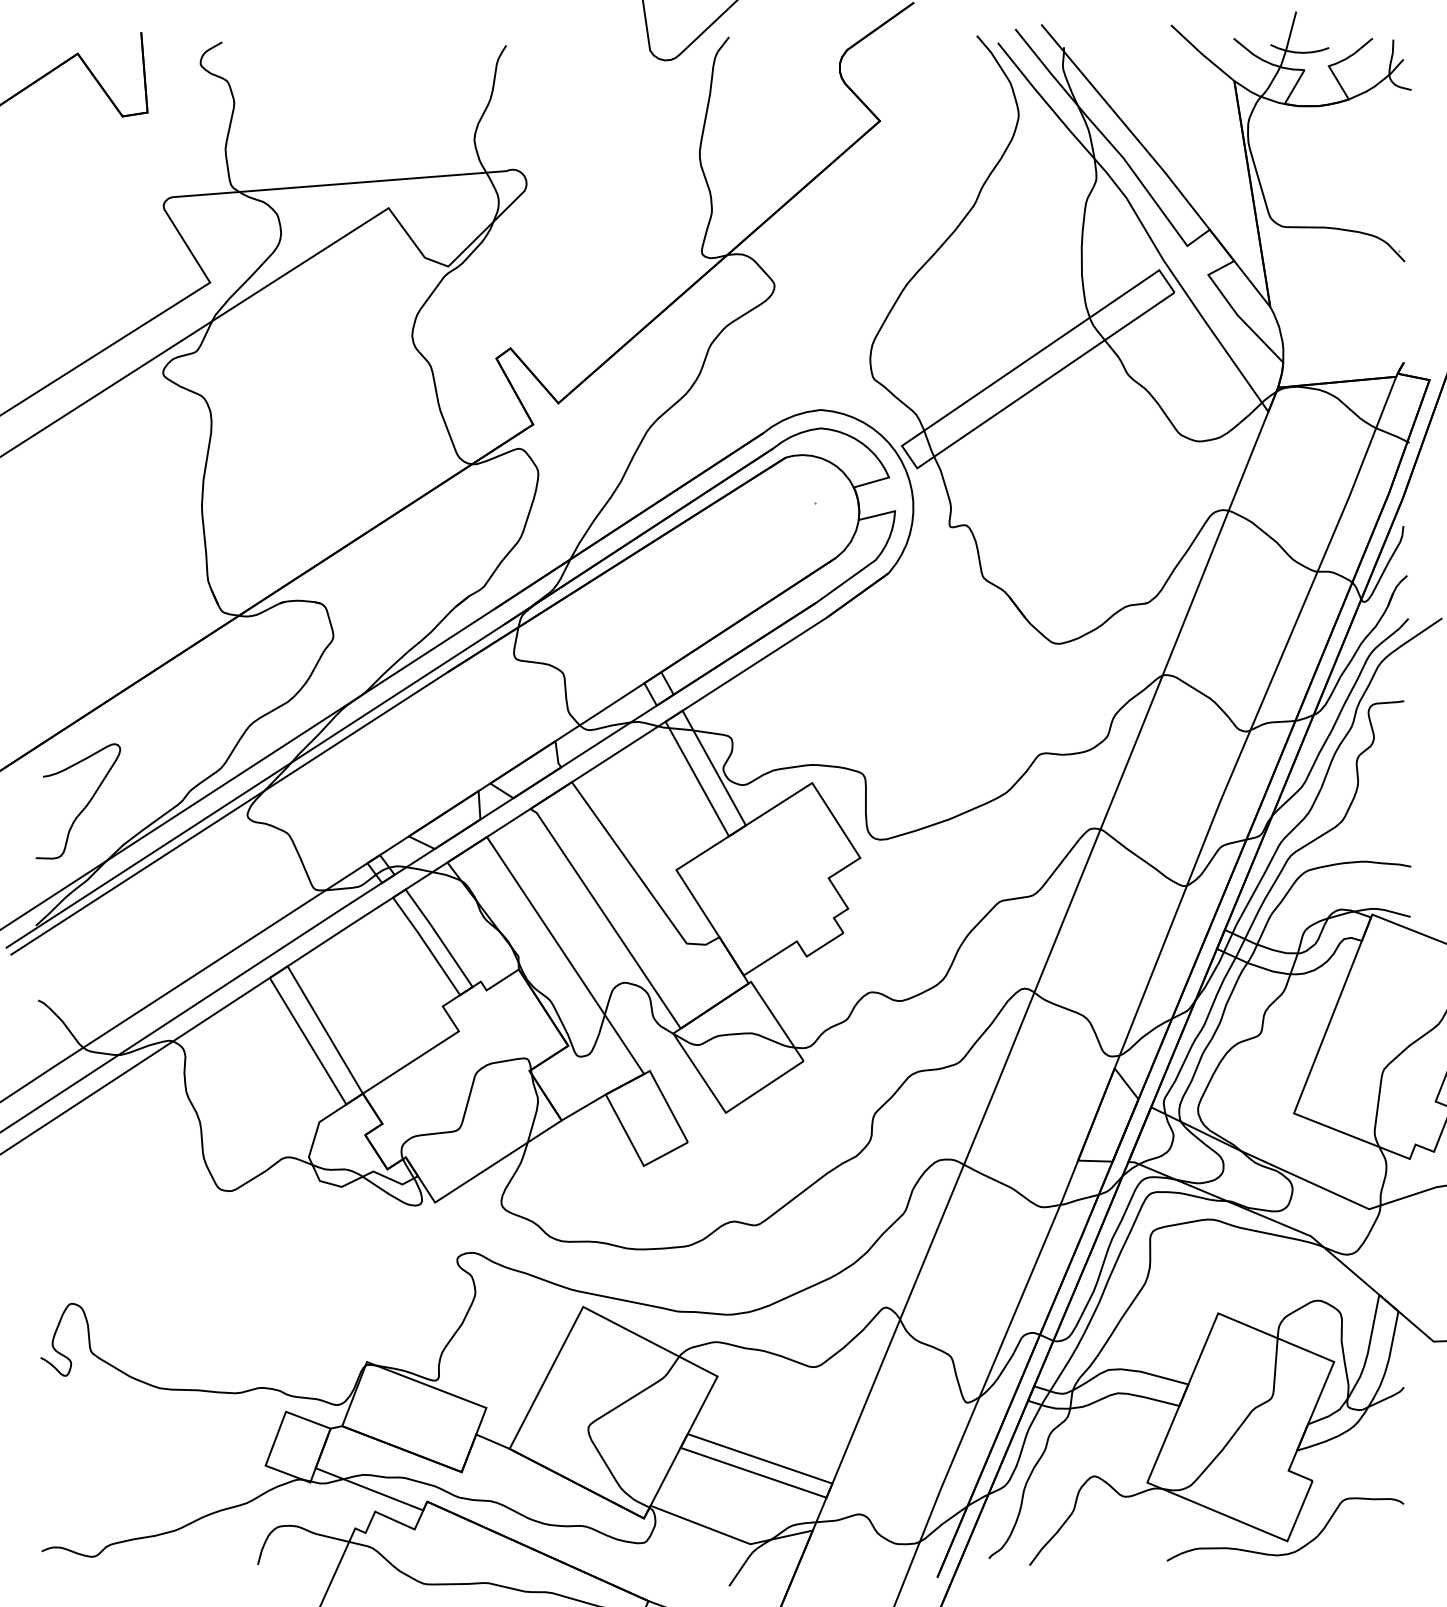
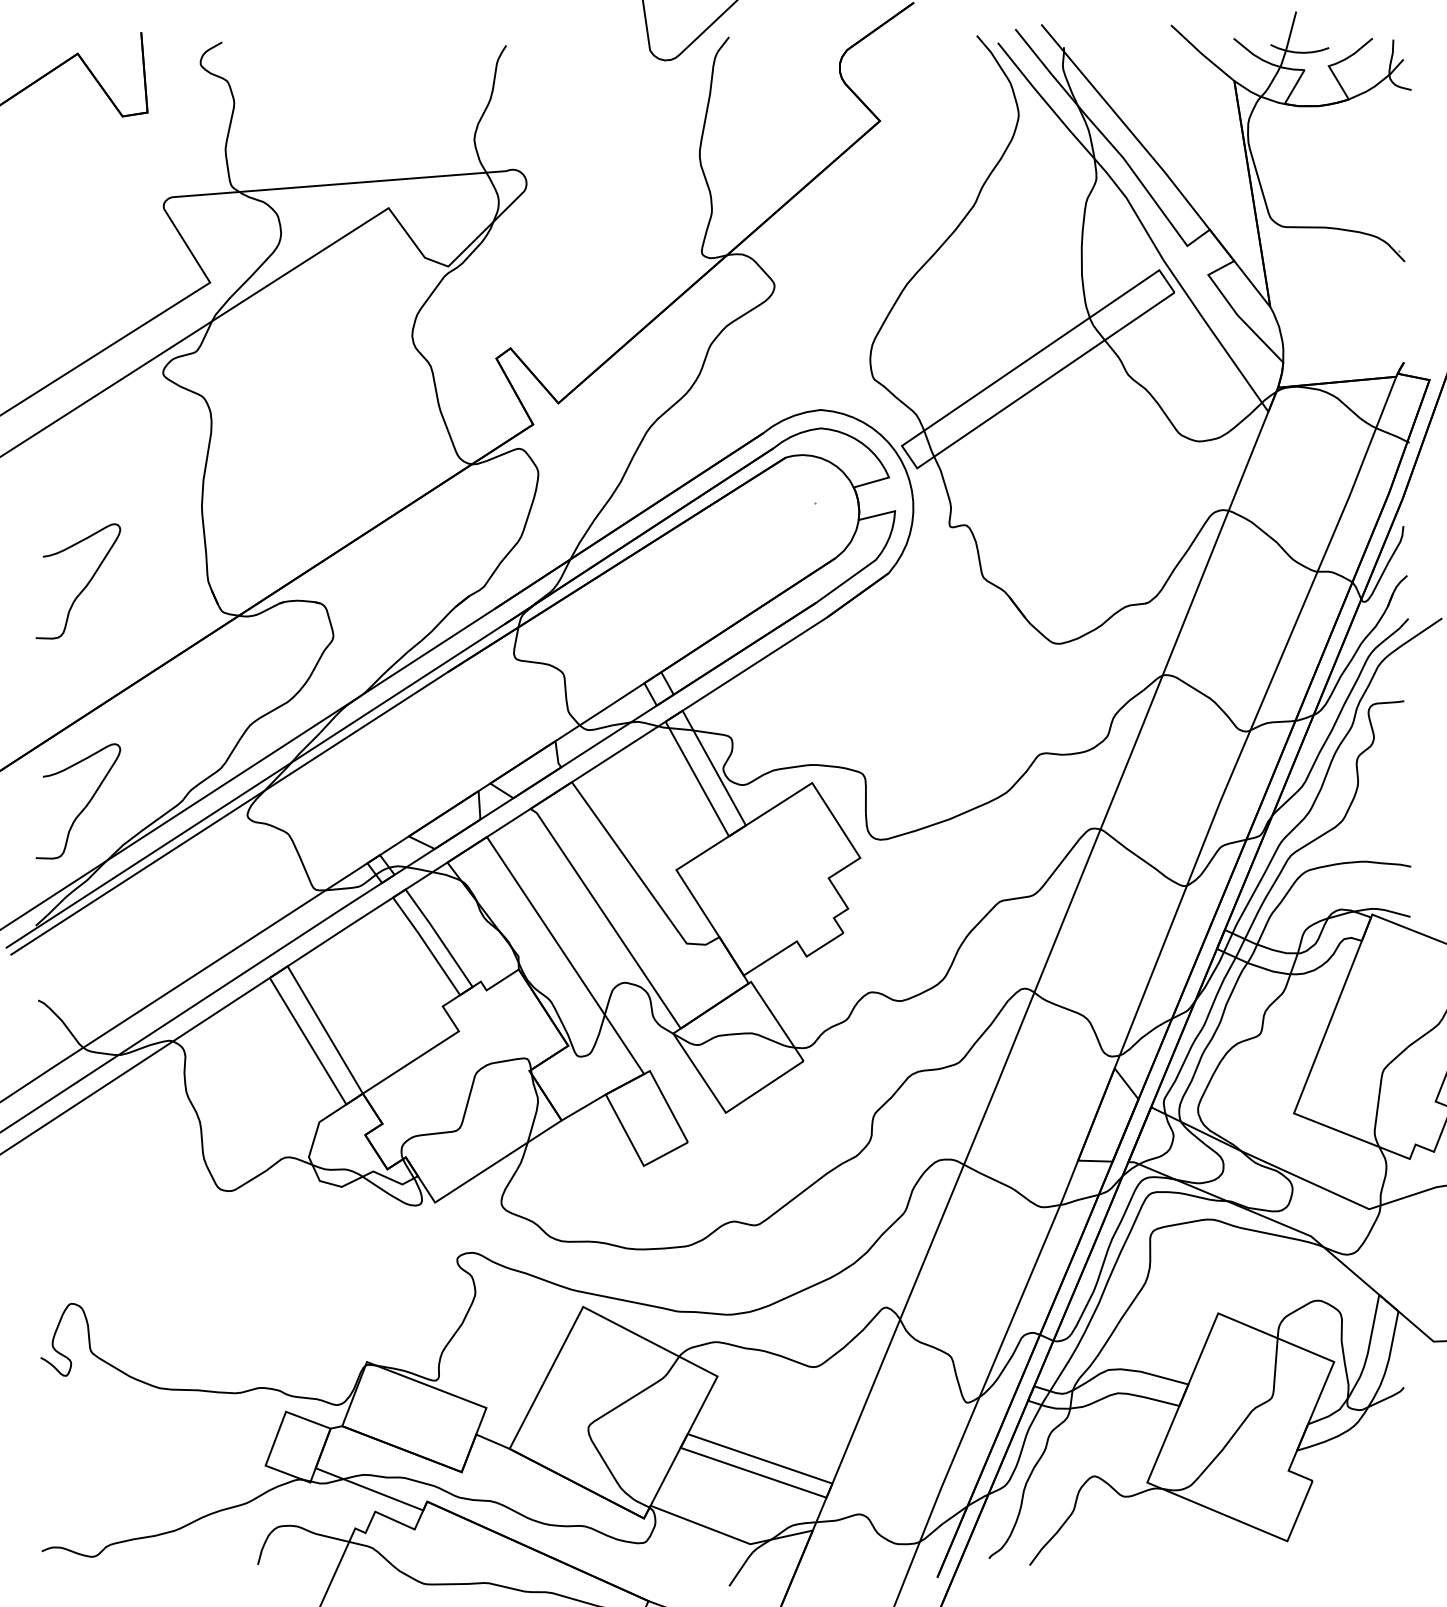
curve: none -> present (84, 586)
curve: present -> none (1292, 1551)
